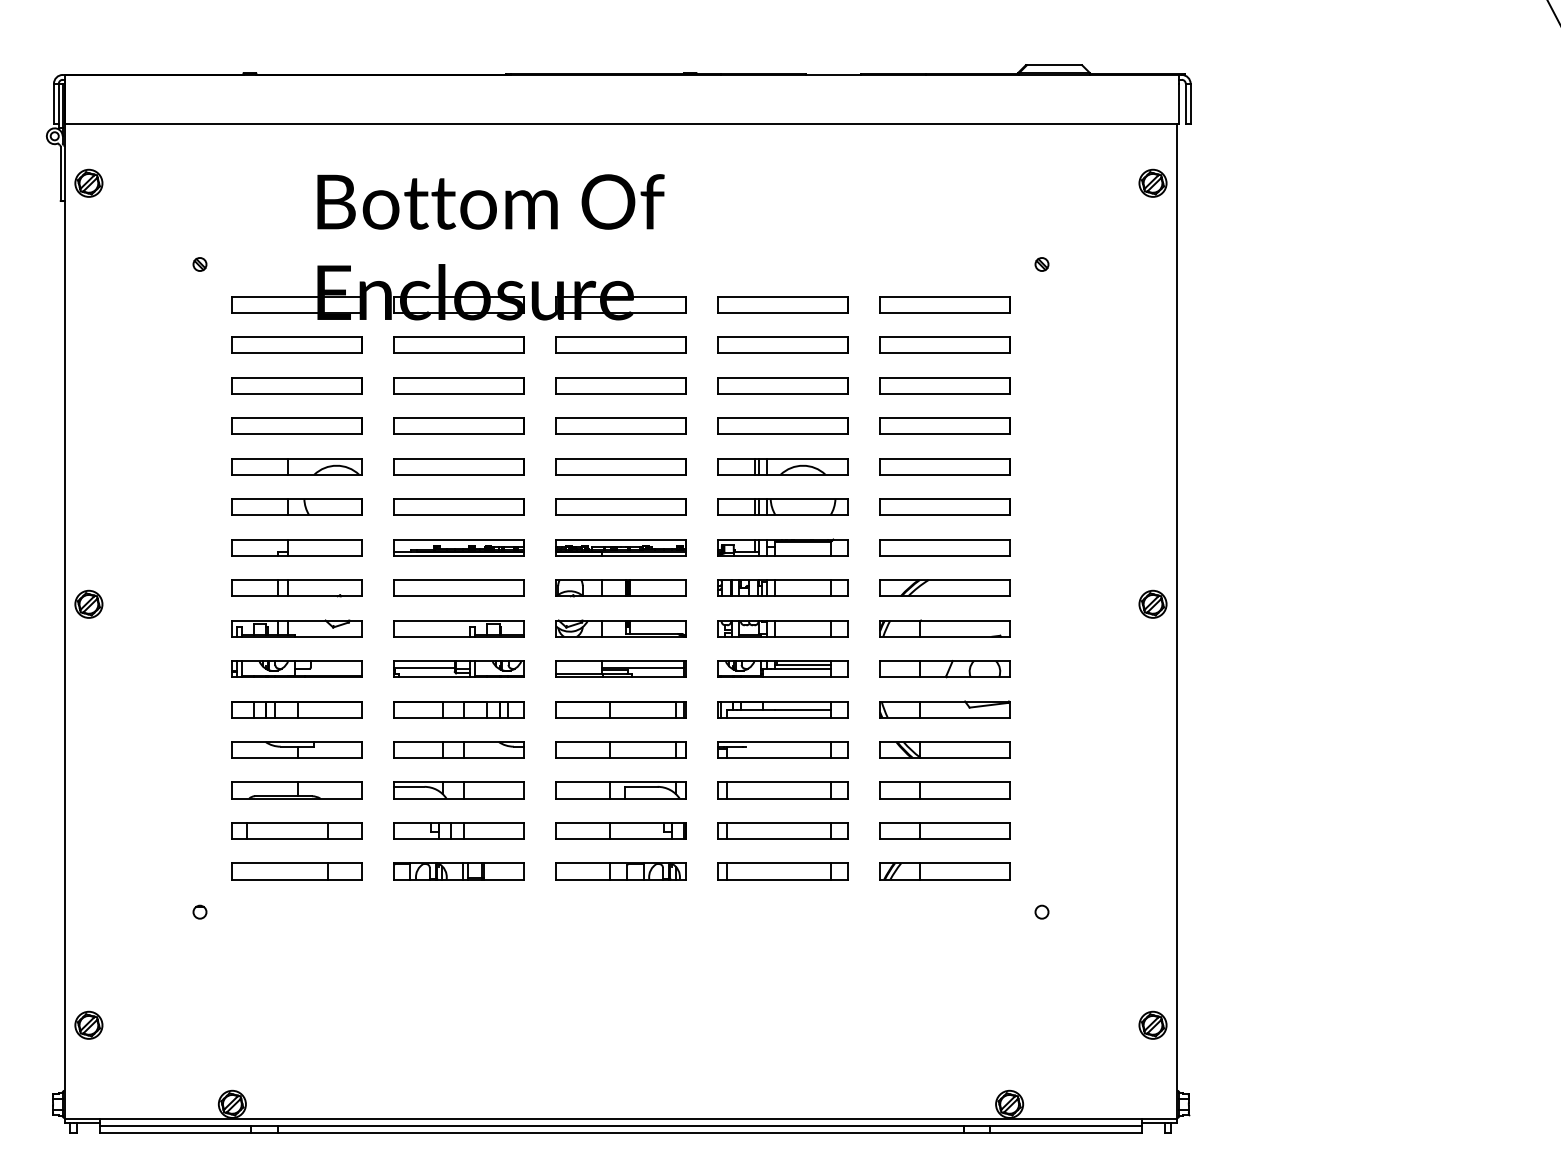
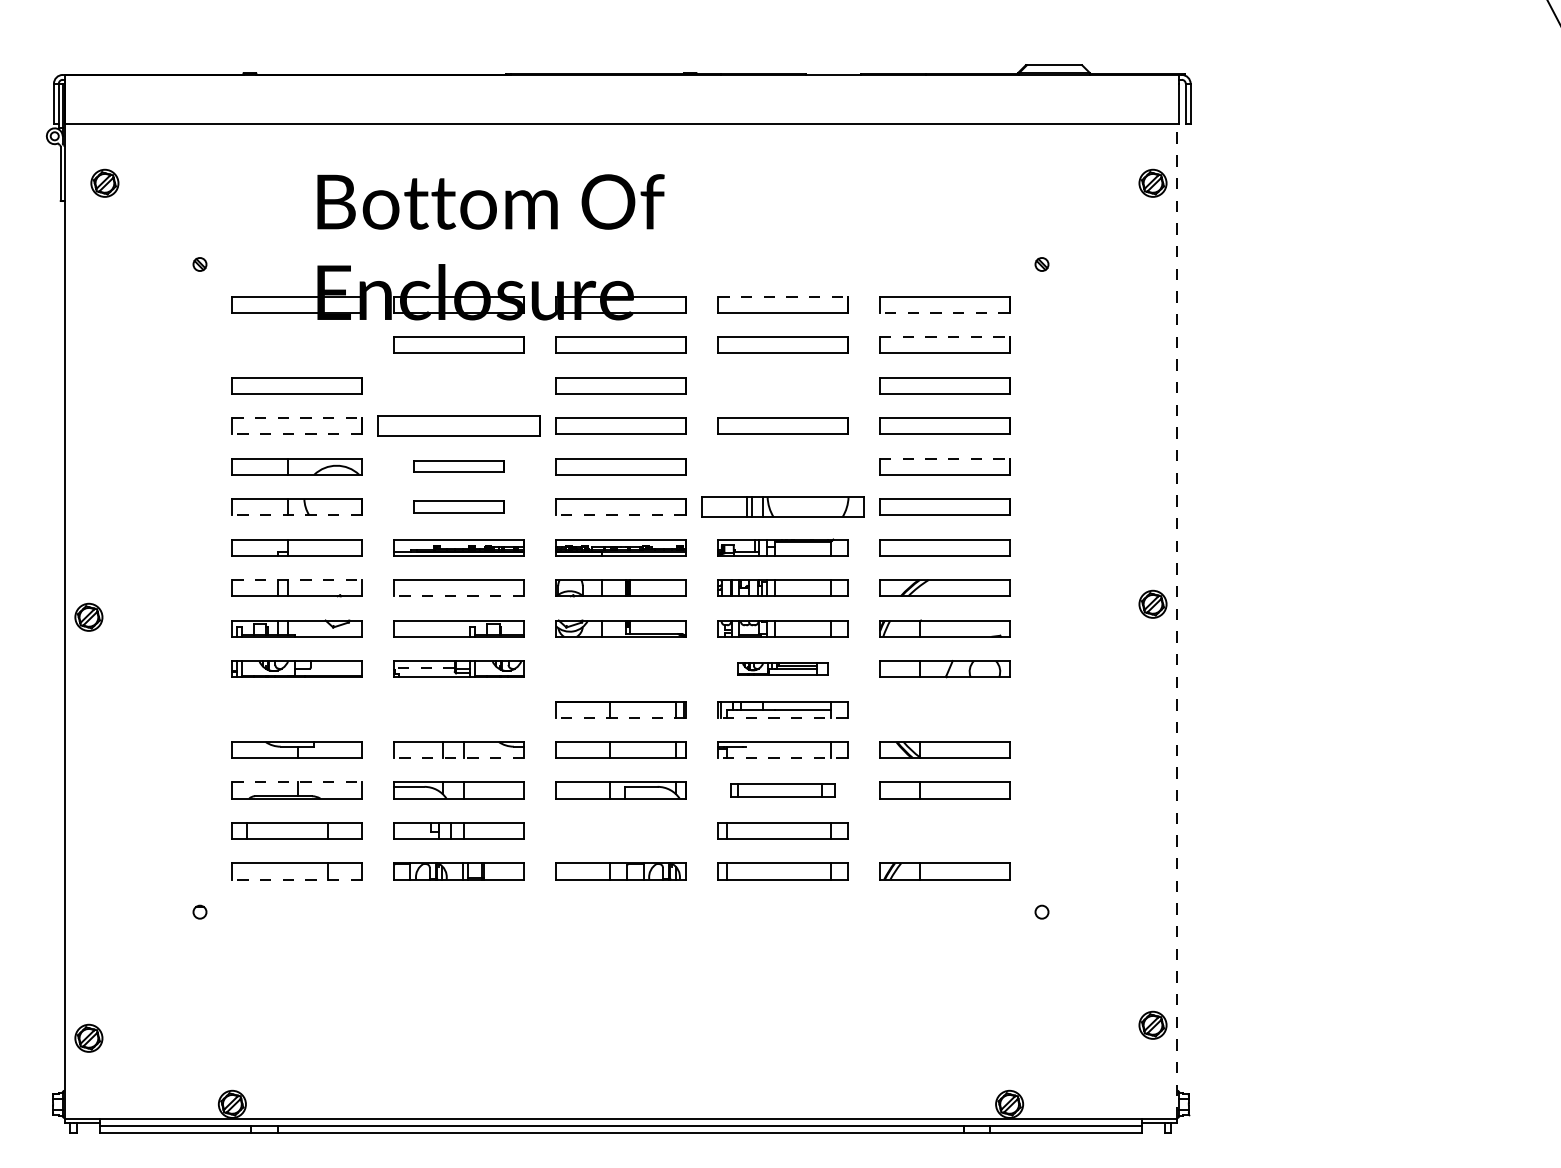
part position: (88, 182) -> (104, 182) (104, 182)
line: solid -> dashed (782, 296)
line: solid -> dashed (944, 312)
line: solid -> dashed (944, 337)
part: present -> none (296, 344)
part: present -> none (458, 385)
part: present -> none (782, 385)
line: solid -> dashed (297, 418)
part size: 132x18 px -> 164x22 px (458, 425)
line: solid -> dashed (297, 434)
line: solid -> dashed (944, 458)
part size: 132x18 px -> 92x13 px (458, 466)
part: present -> none (782, 466)
part size: 132x18 px -> 92x14 px (458, 506)
part size: 132x18 px -> 164x22 px (782, 506)
line: solid -> dashed (297, 515)
line: solid -> dashed (621, 515)
line: solid -> dashed (297, 580)
line: solid -> dashed (459, 596)
part position: (88, 603) -> (88, 616) (88, 616)
line: solid -> dashed (1177, 621)
line: solid -> dashed (424, 668)
part: present -> none (620, 668)
part size: 132x18 px -> 92x14 px (782, 668)
part: present -> none (296, 709)
part: present -> none (458, 709)
part: present -> none (944, 709)
line: solid -> dashed (621, 717)
line: solid -> dashed (782, 717)
line: solid -> dashed (459, 758)
line: solid -> dashed (782, 758)
line: solid -> dashed (297, 782)
part size: 132x19 px -> 106x15 px (782, 790)
part: present -> none (620, 830)
part: present -> none (944, 830)
line: solid -> dashed (297, 879)
part position: (88, 1024) -> (88, 1037) (88, 1037)
